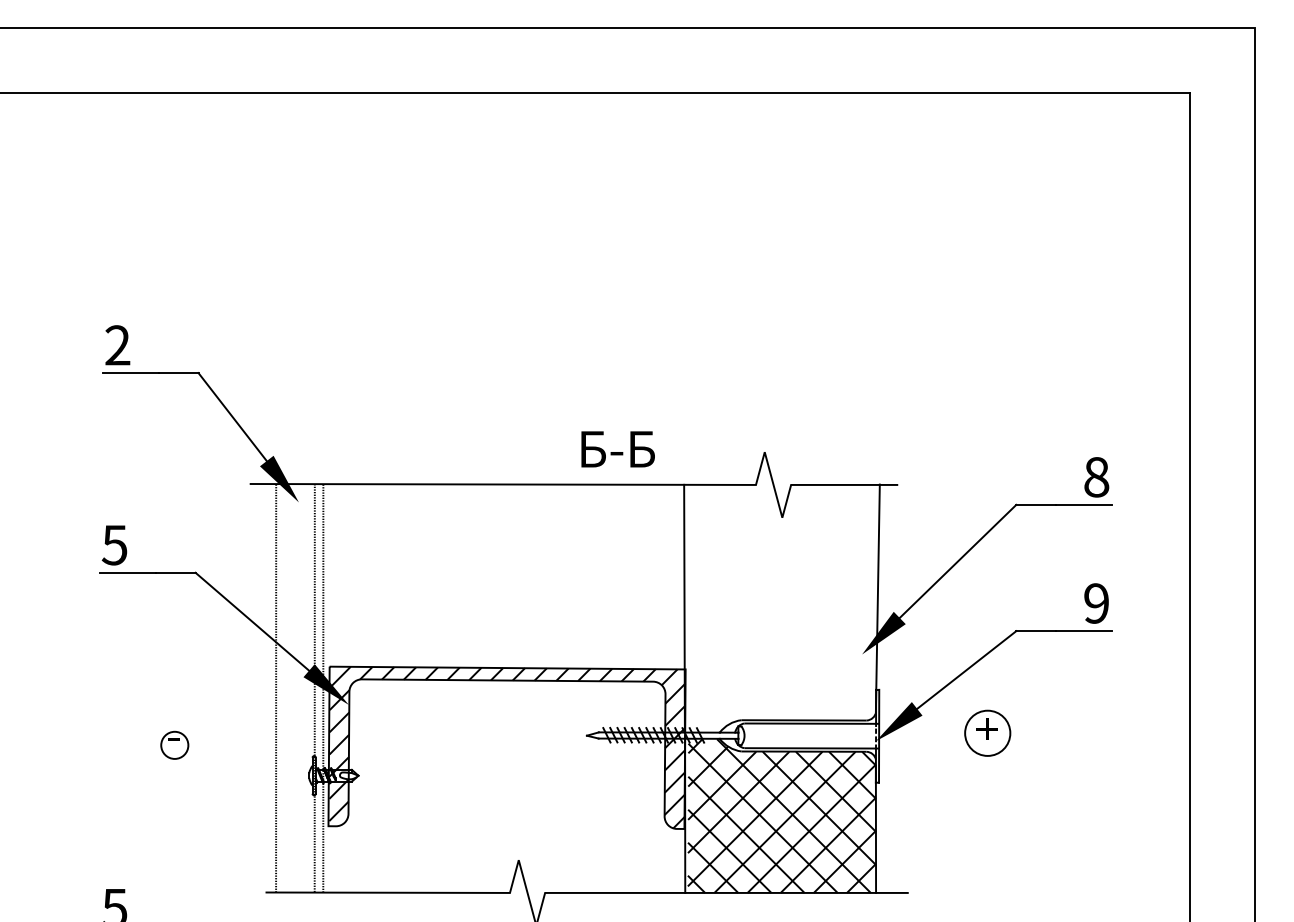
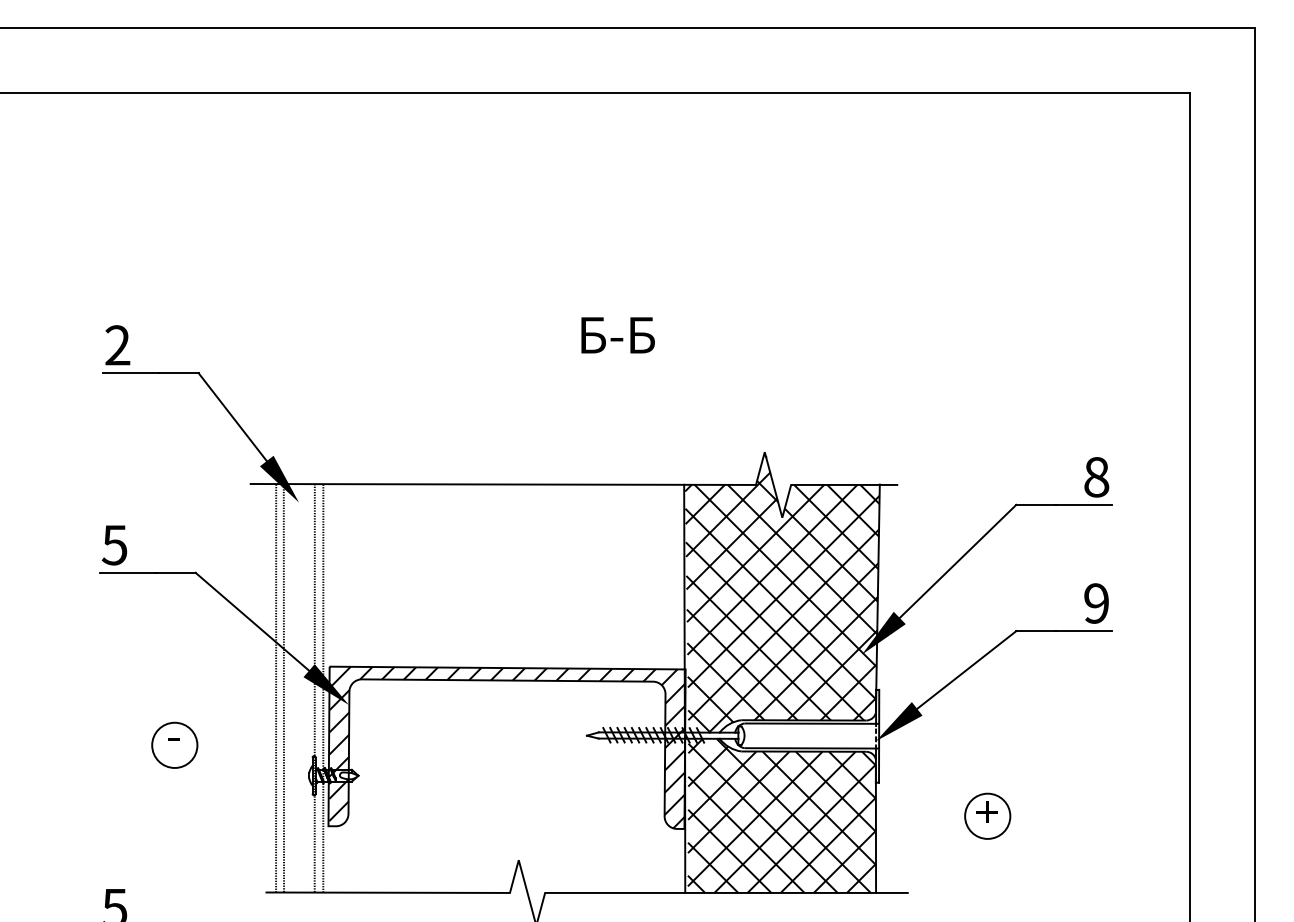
text position: (617, 449) -> (617, 335) (617, 335)
hatch: none -> present (782, 593)
line: none -> present (283, 688)
part position: (987, 732) -> (987, 815) (987, 815)
circle diameter: 27 px -> 45 px (174, 744)
